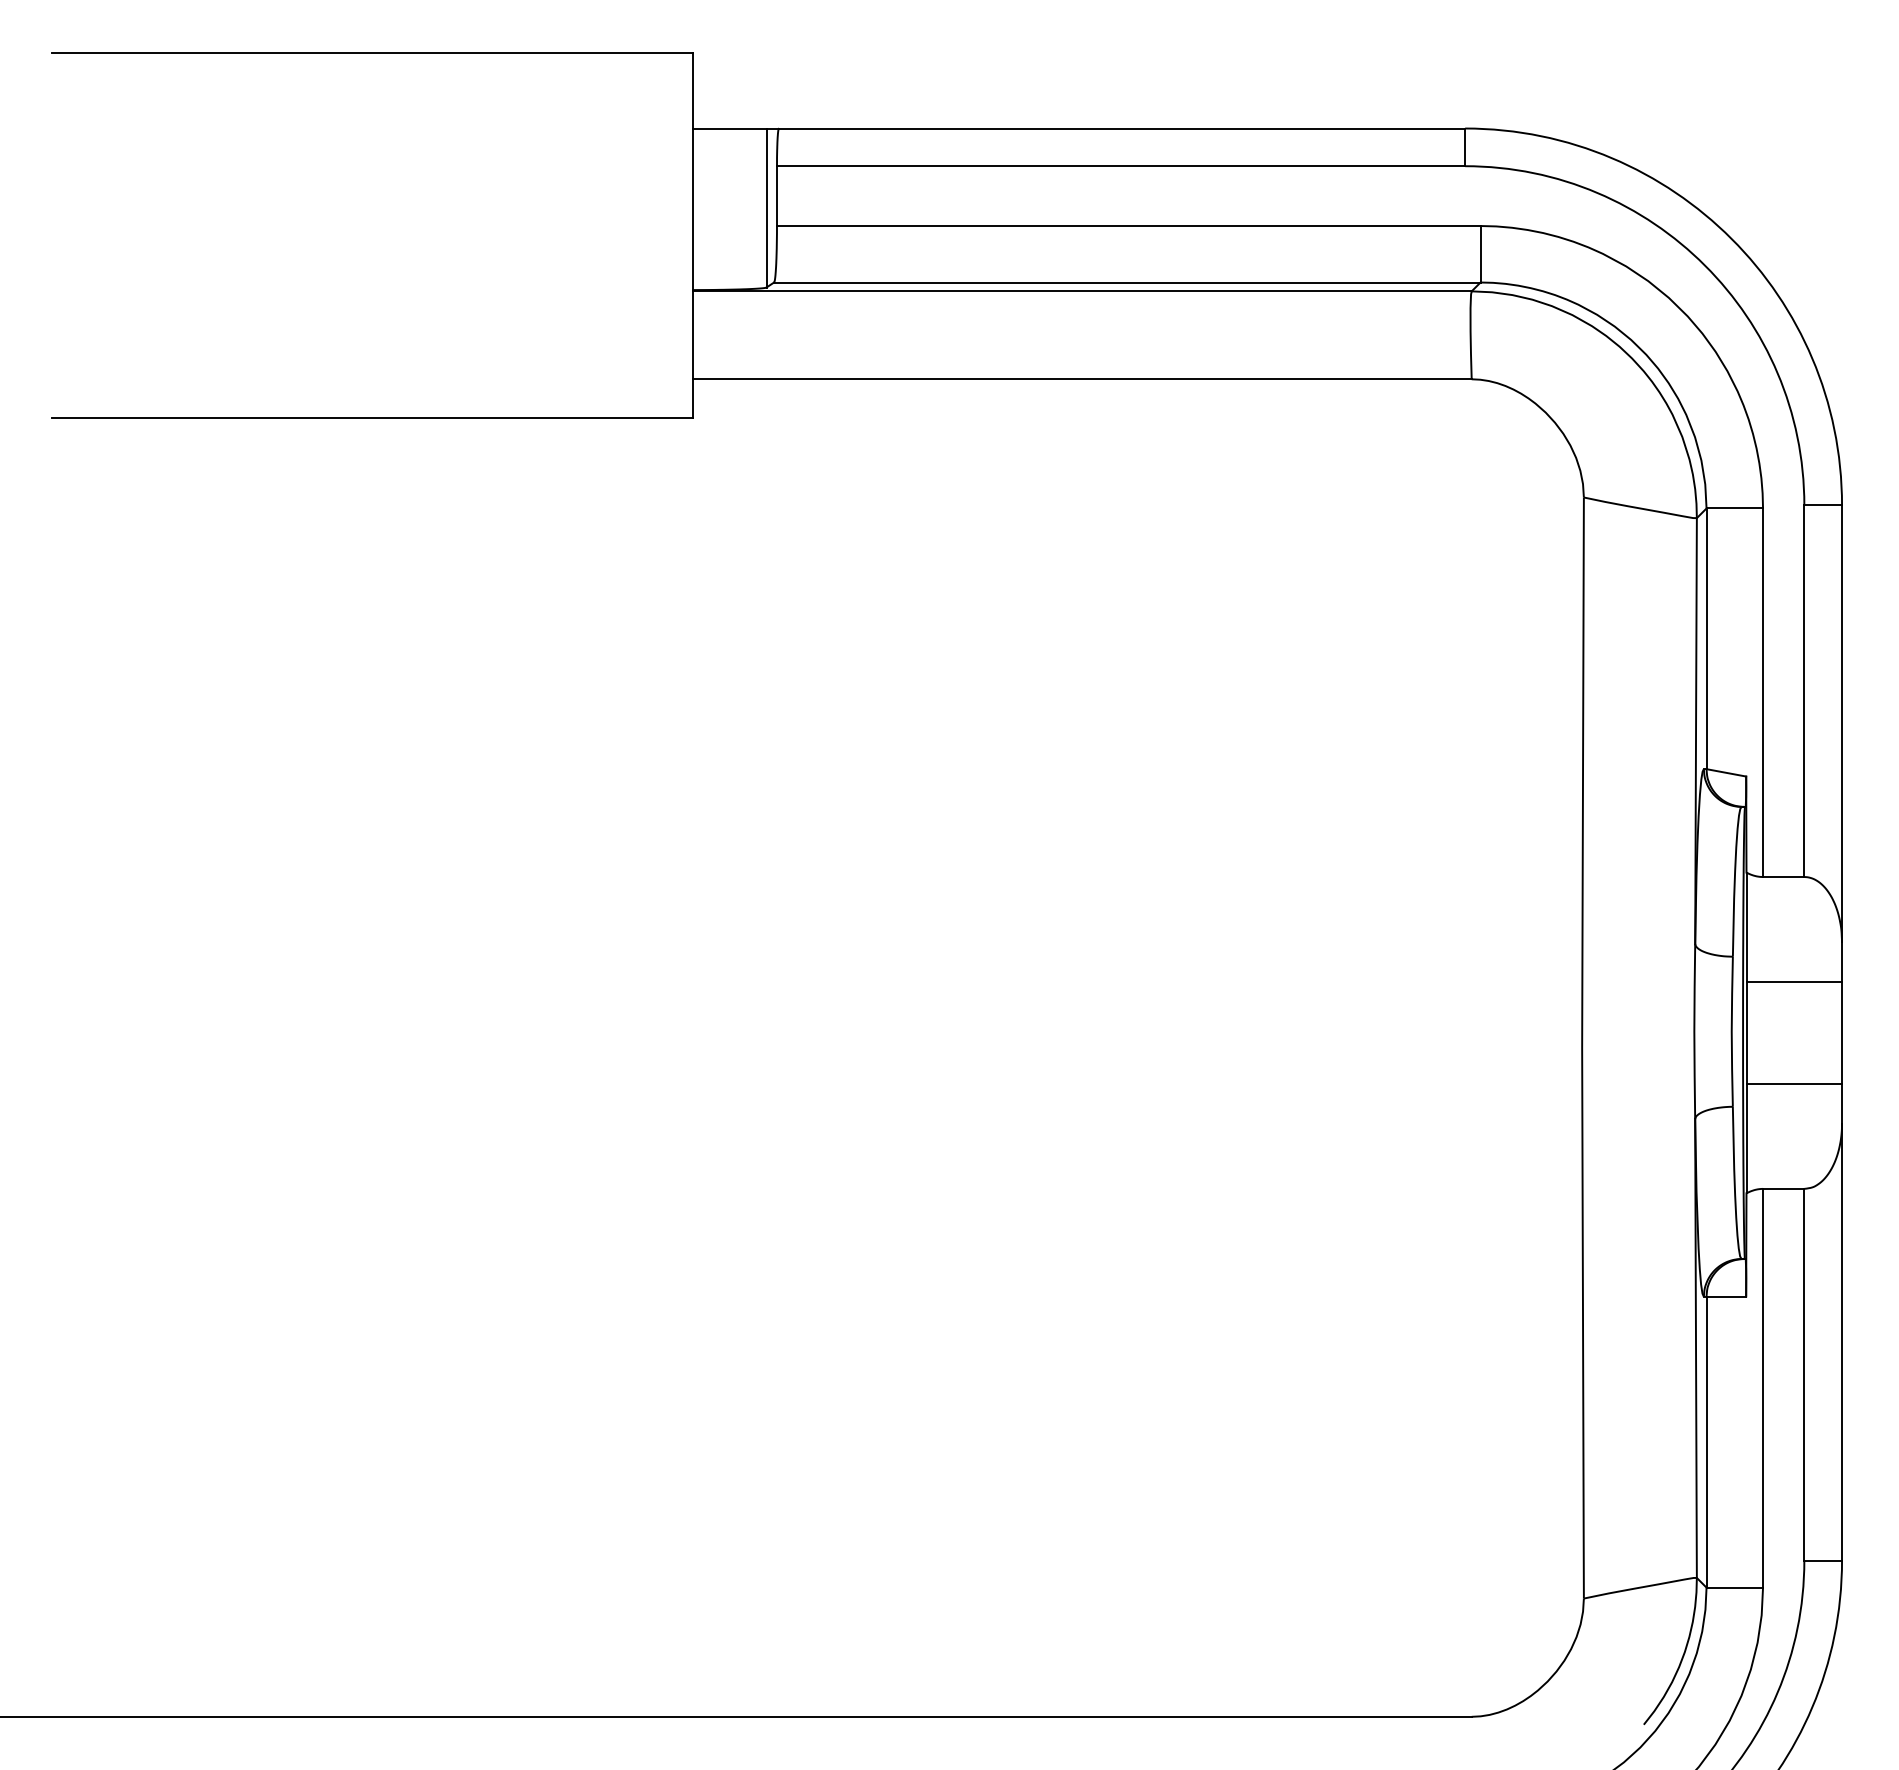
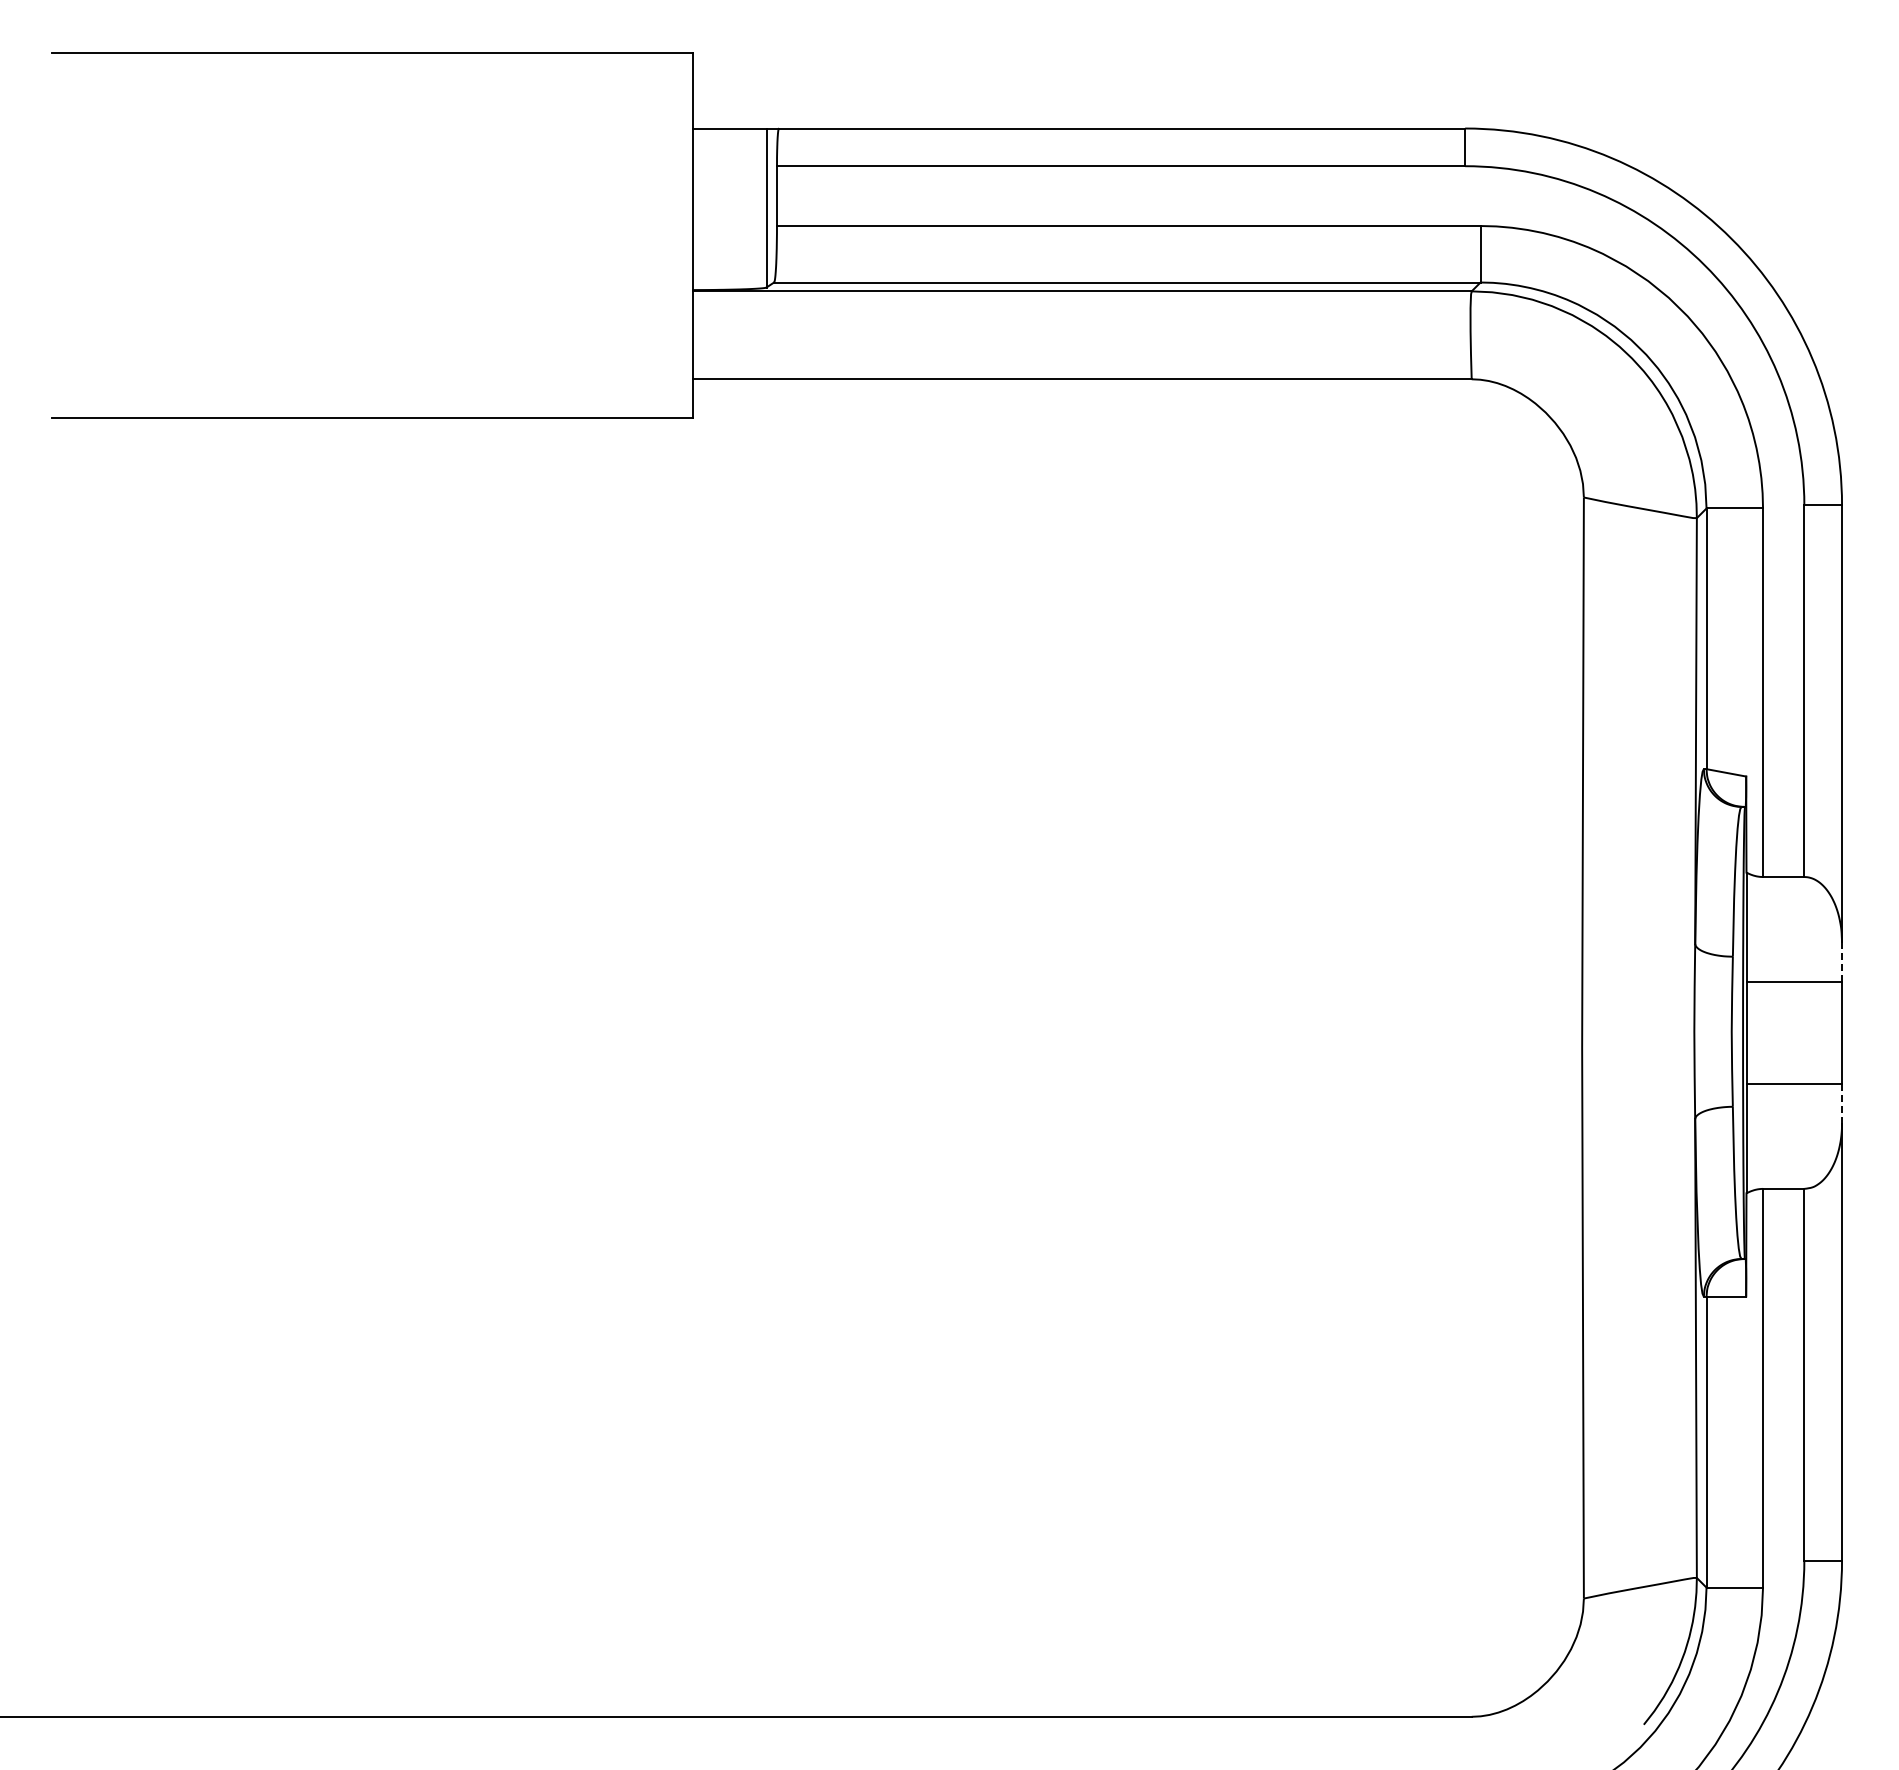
line: solid -> dashed (1842, 961)
line: solid -> dashed (1842, 1103)
